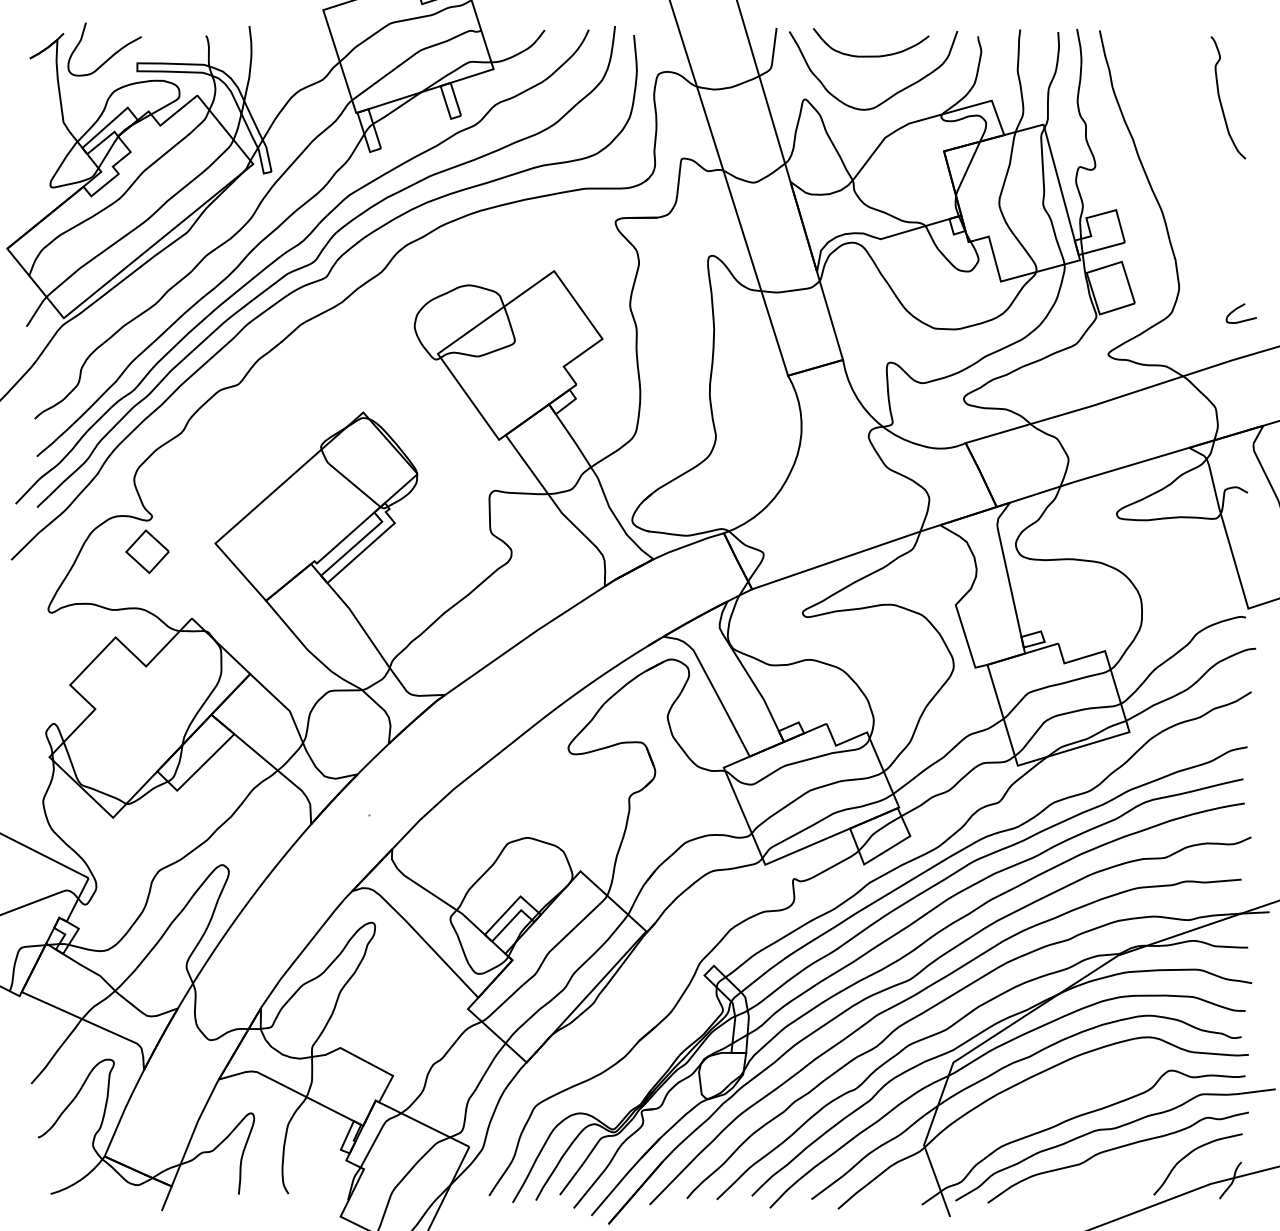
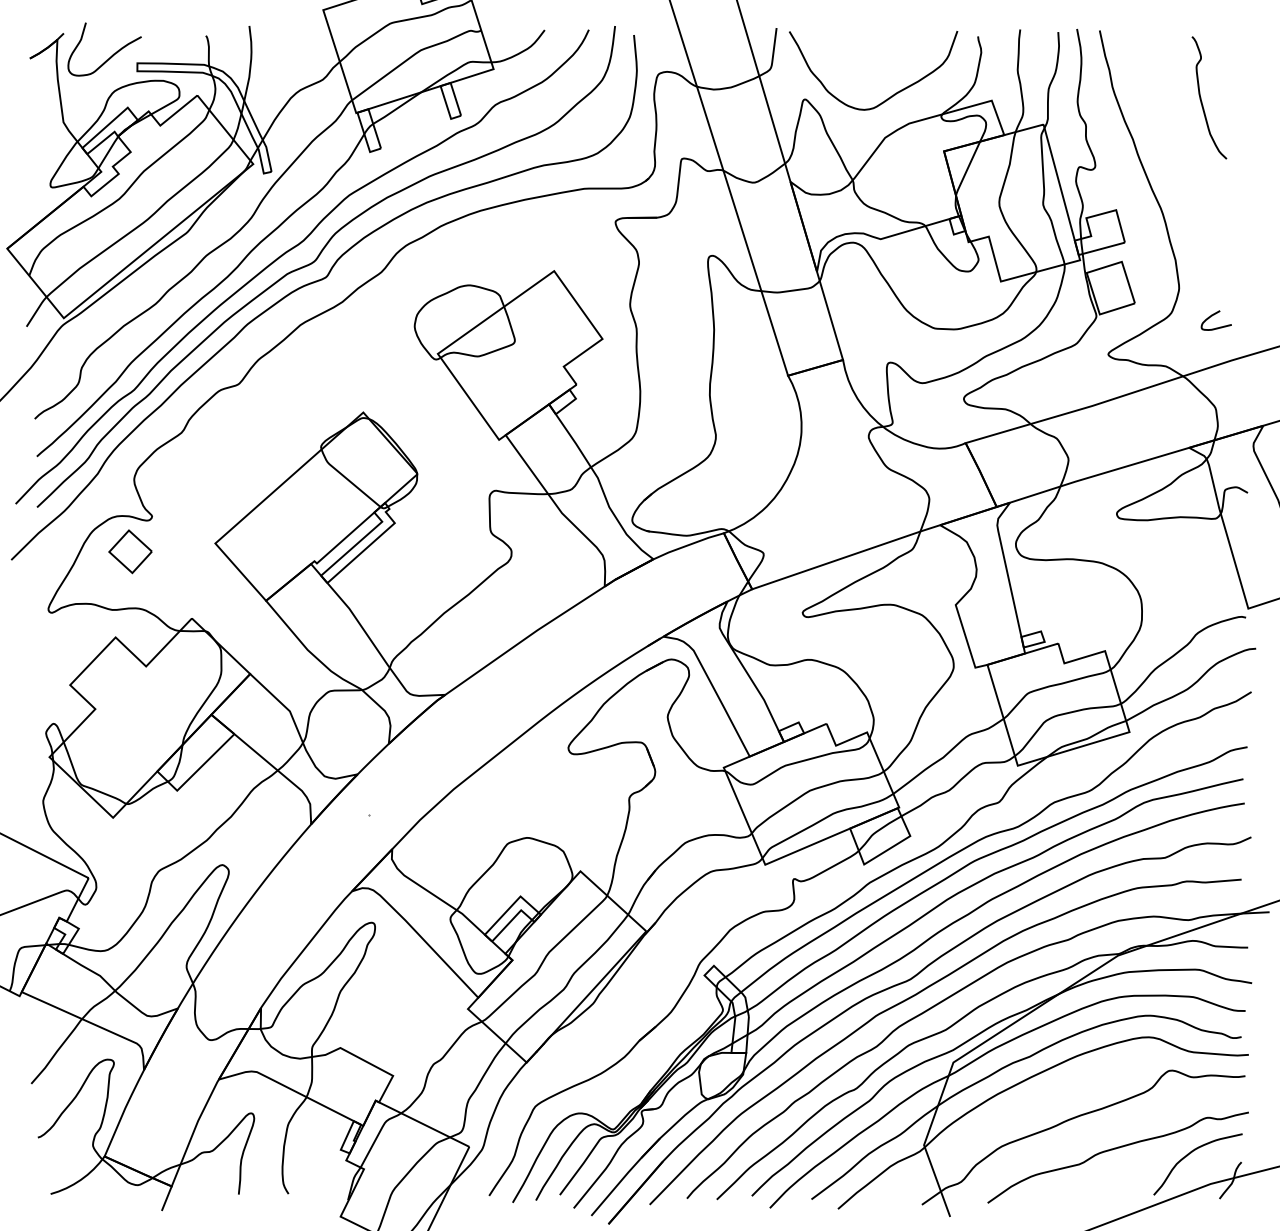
curve: present -> none (871, 55)
curve position: (1220, 97) -> (1201, 97) (1201, 97)
curve position: (1237, 309) -> (1212, 316) (1212, 316)
part position: (147, 551) -> (130, 551) (130, 551)
curve: present -> none (1115, 1129)
